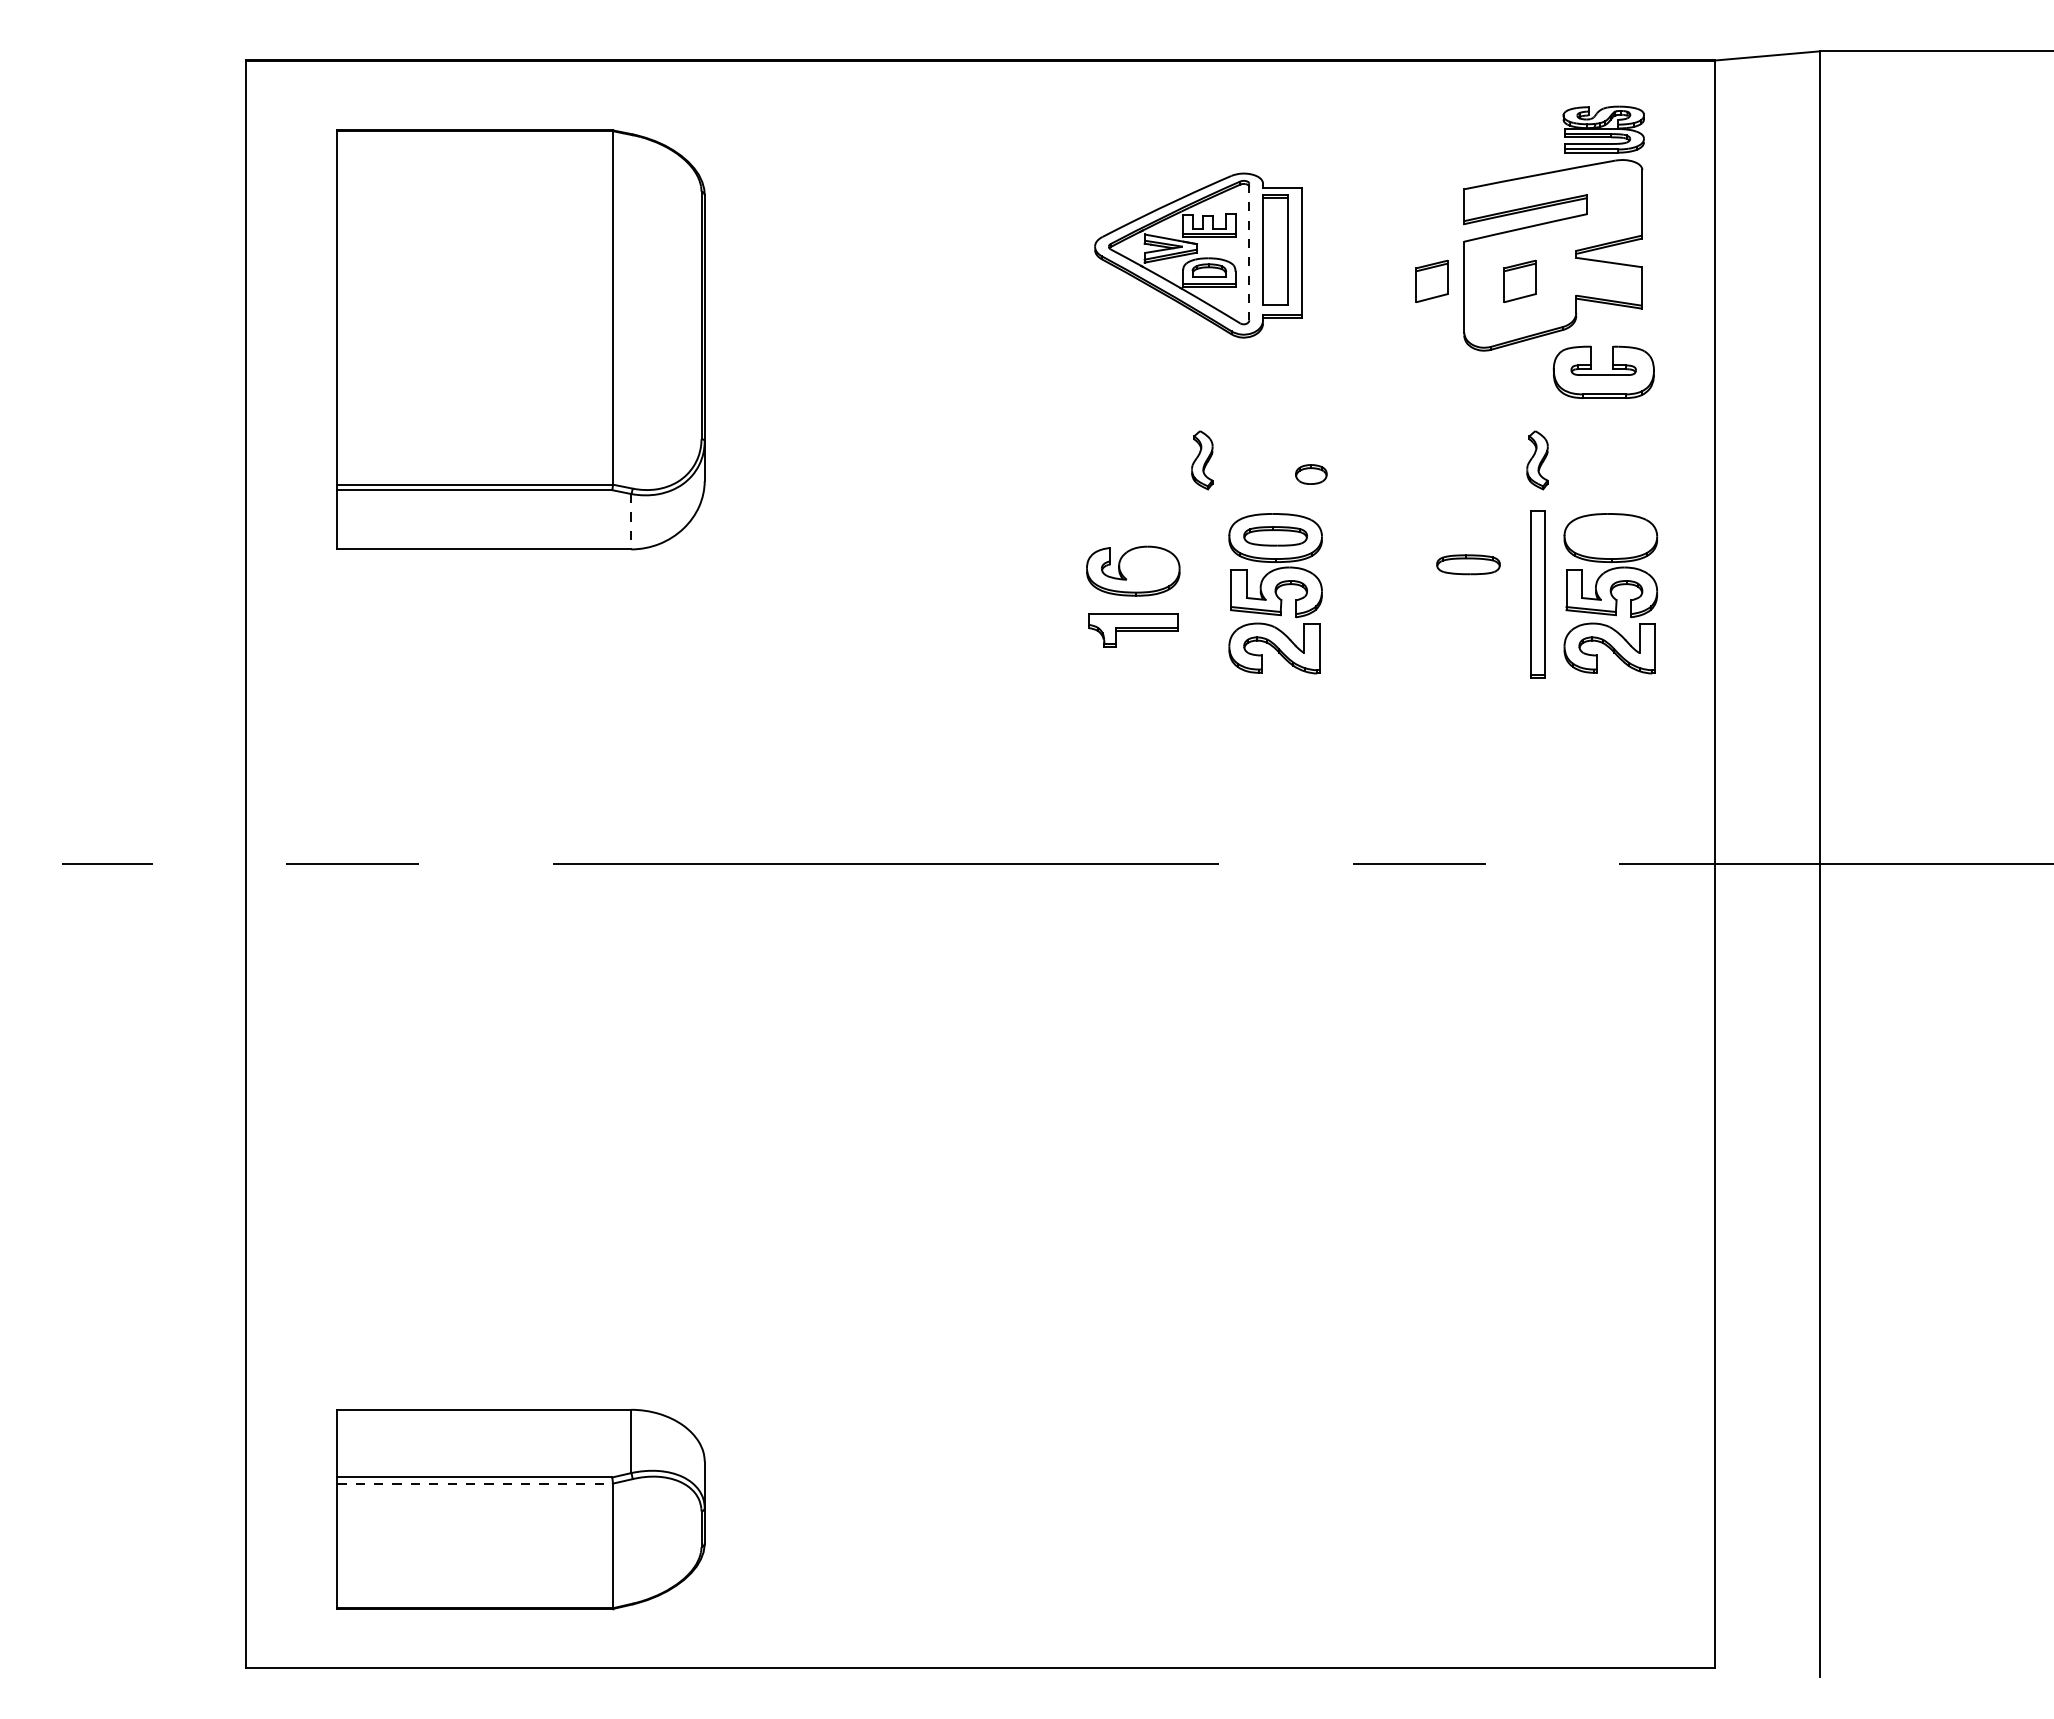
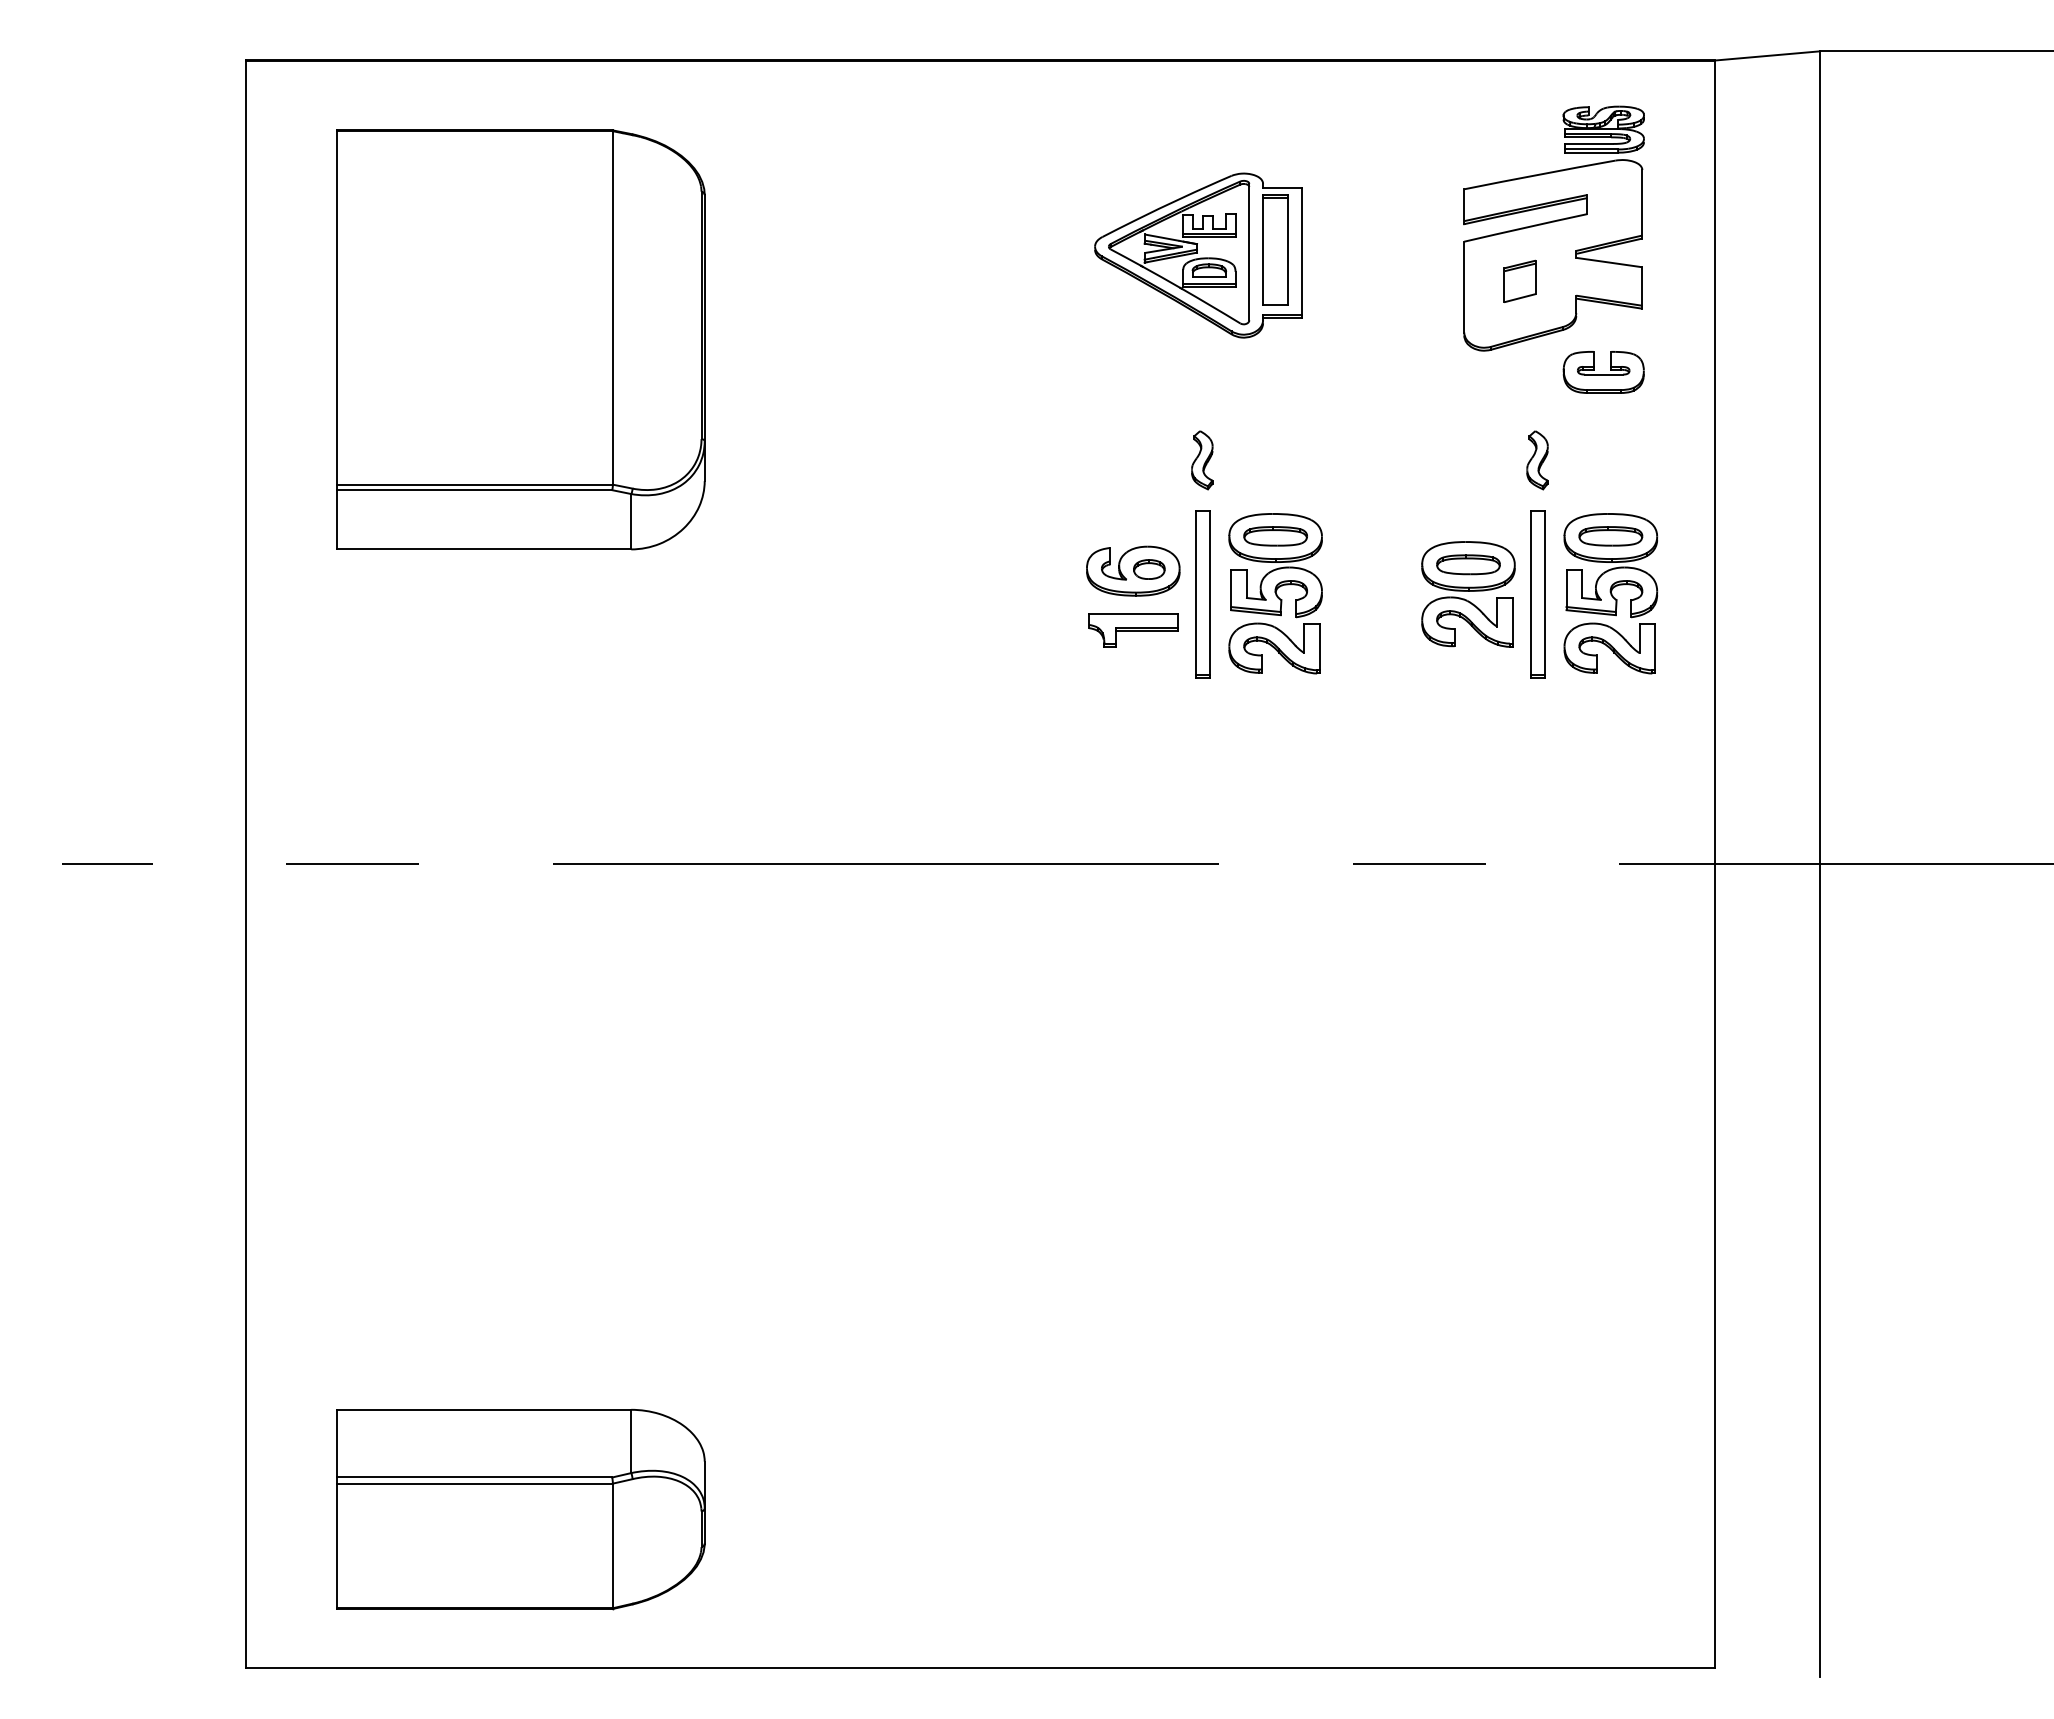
line: dashed -> solid (1249, 252)
part: present -> none (1431, 280)
part size: 103x54 px -> 83x43 px (1603, 372)
part position: (1311, 474) -> (1149, 569) (1149, 569)
line: dashed -> solid (631, 521)
part: none -> present (1610, 536)
part: none -> present (1202, 594)
part: none -> present (1468, 594)
line: dashed -> solid (475, 1483)
